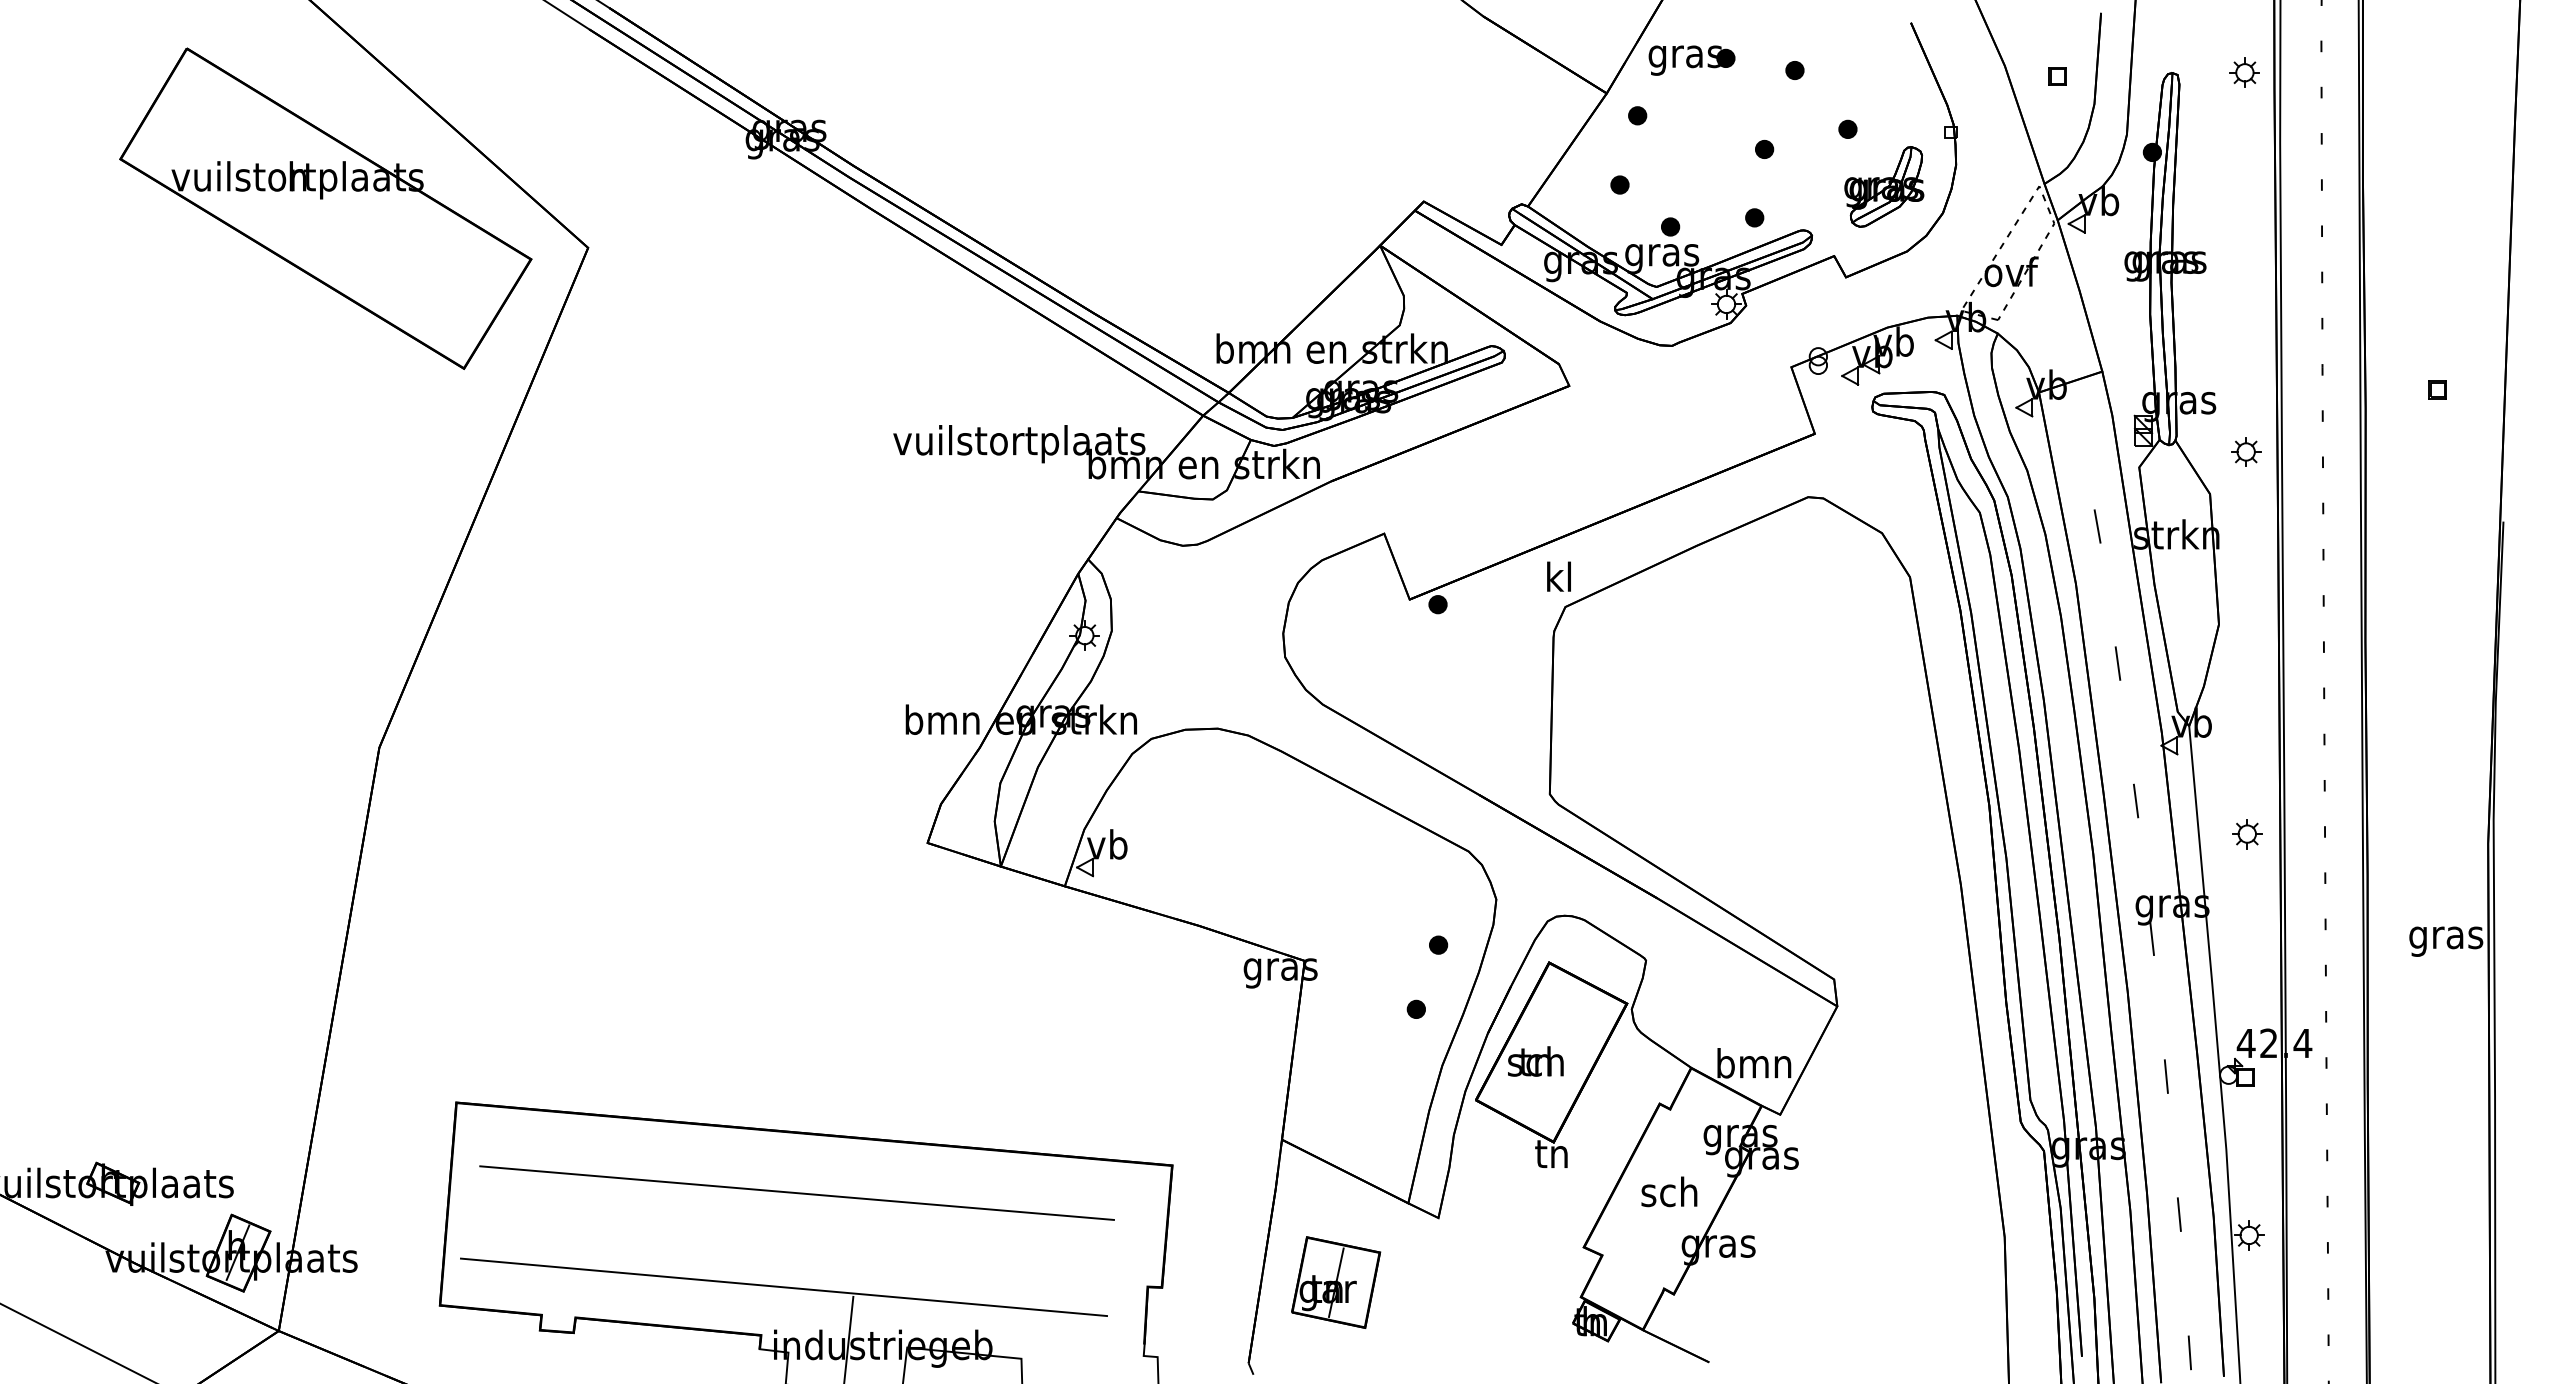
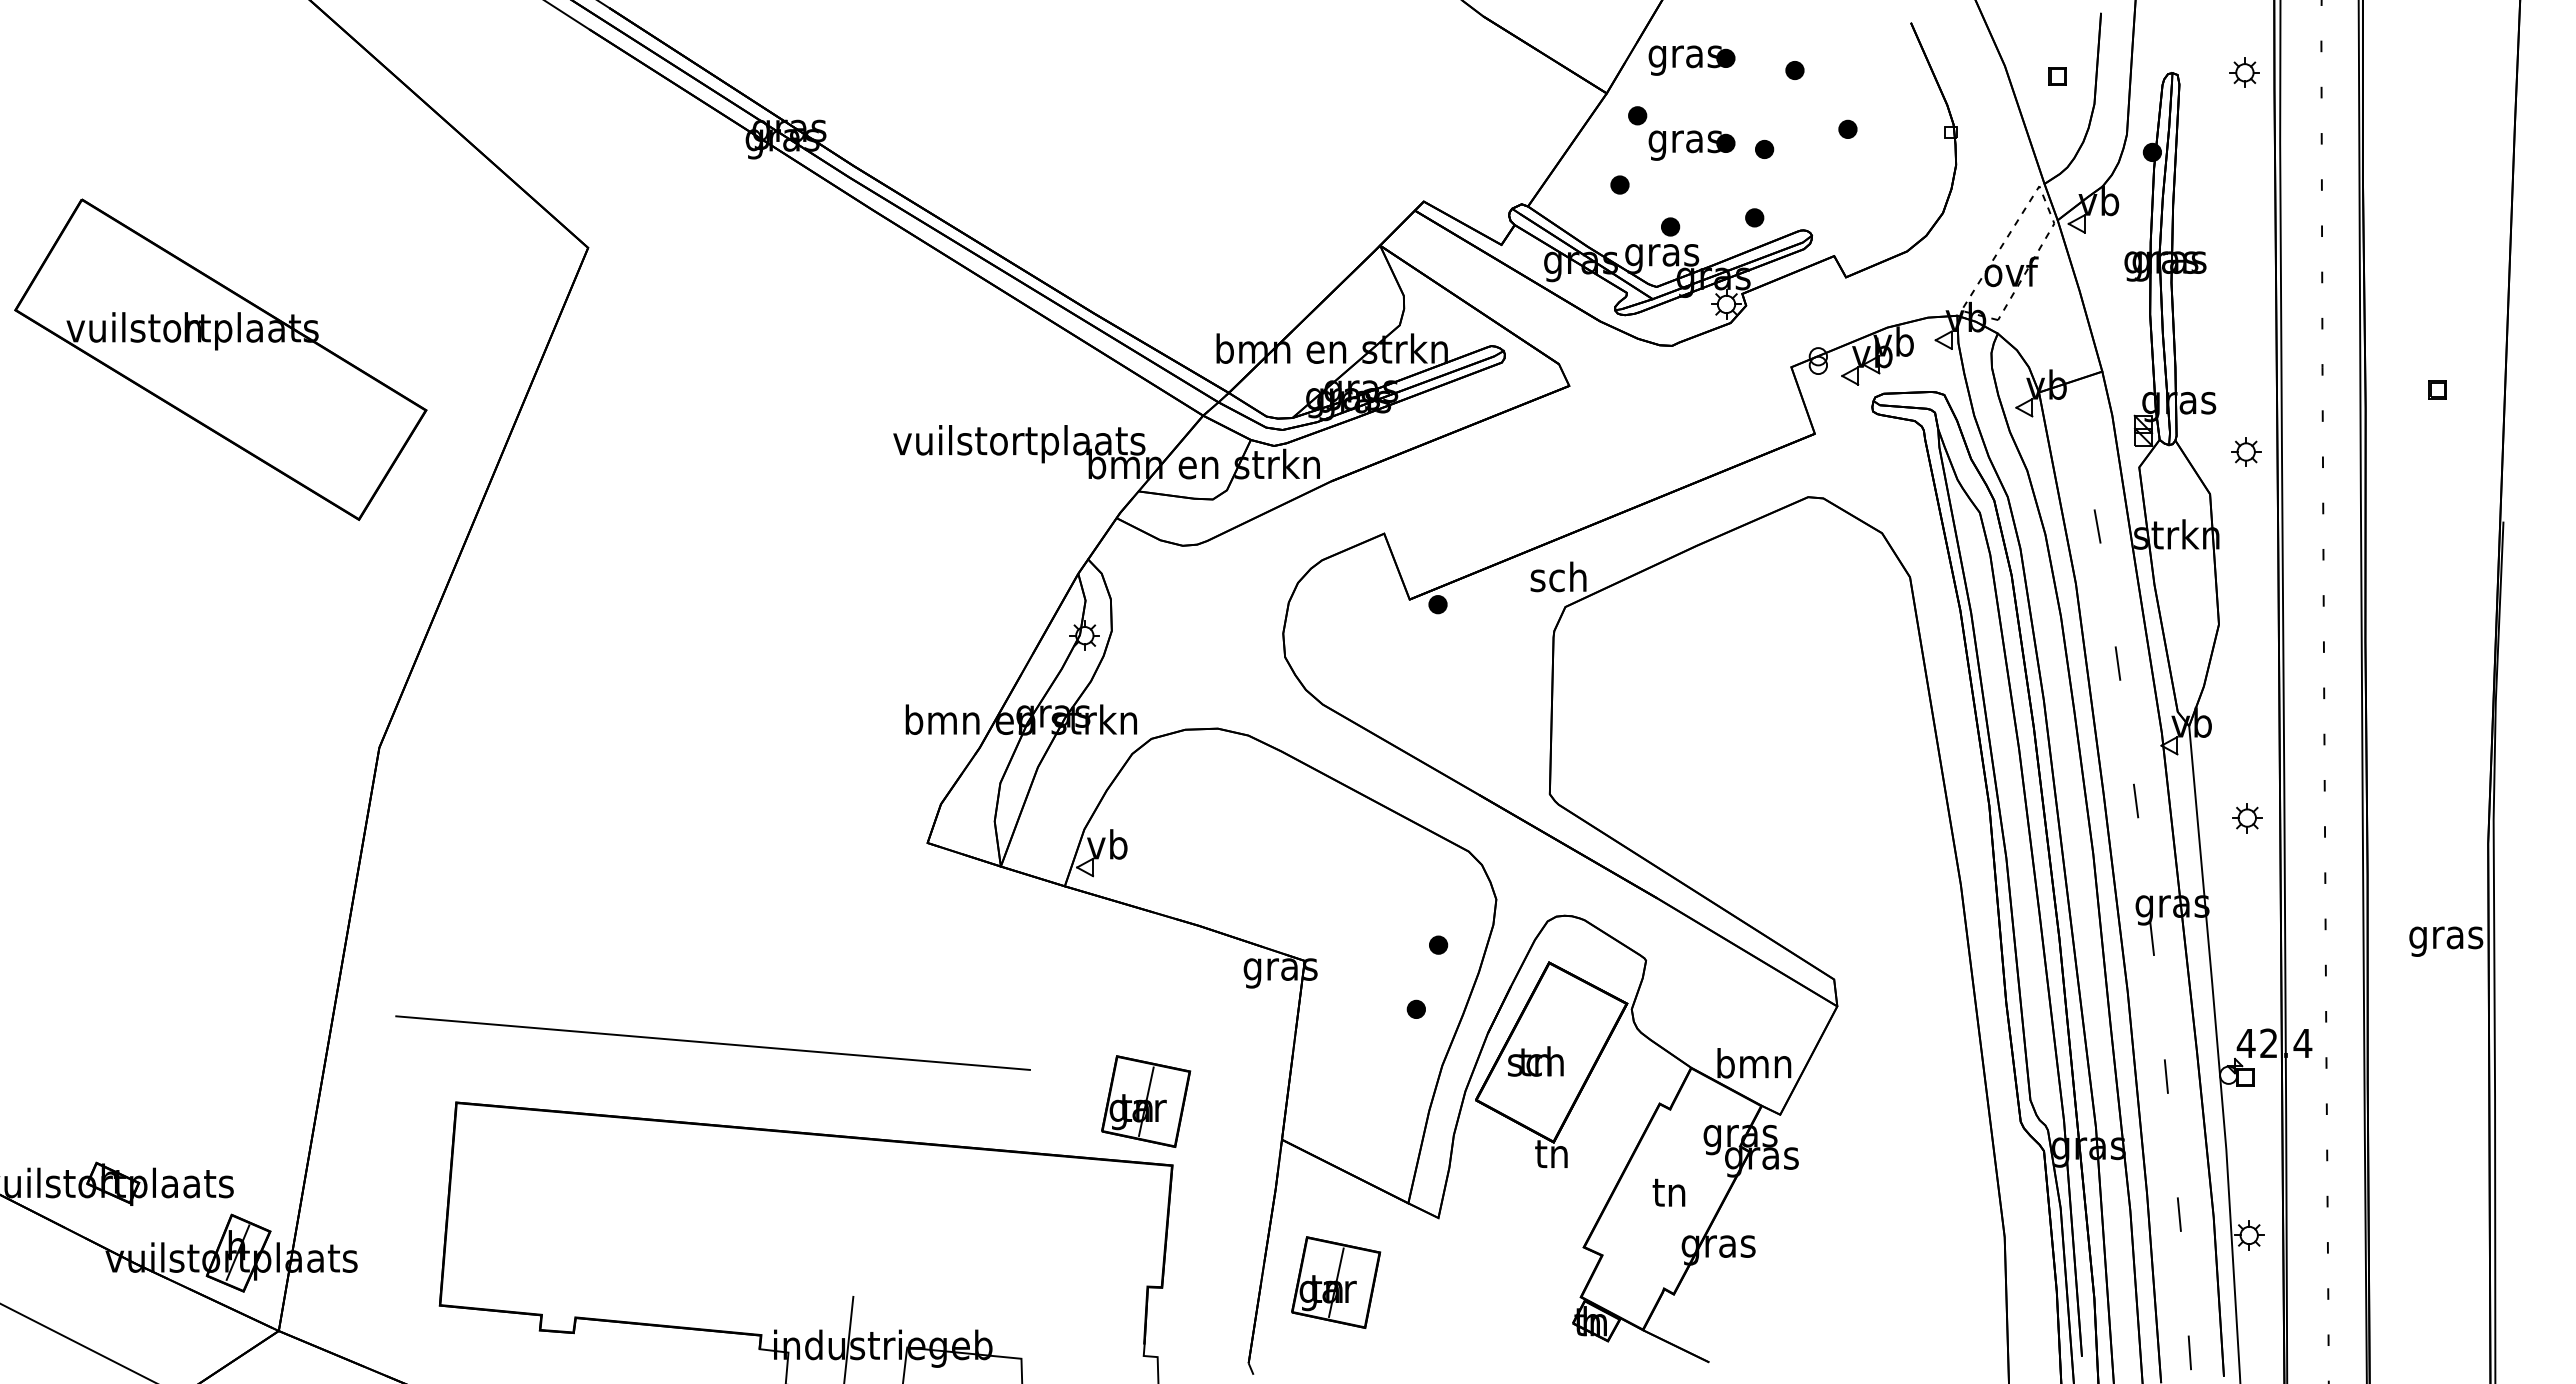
part: none -> present (1691, 145)
part: present -> none (1884, 186)
part position: (325, 208) -> (220, 359) (220, 359)
text: kl -> sch (1558, 576)
part position: (2247, 834) -> (2247, 818) (2247, 818)
part: none -> present (1146, 1101)
text: sch -> tn (1669, 1191)
line position: (796, 1192) -> (712, 1042) (712, 1042)
line: present -> none (783, 1287)
